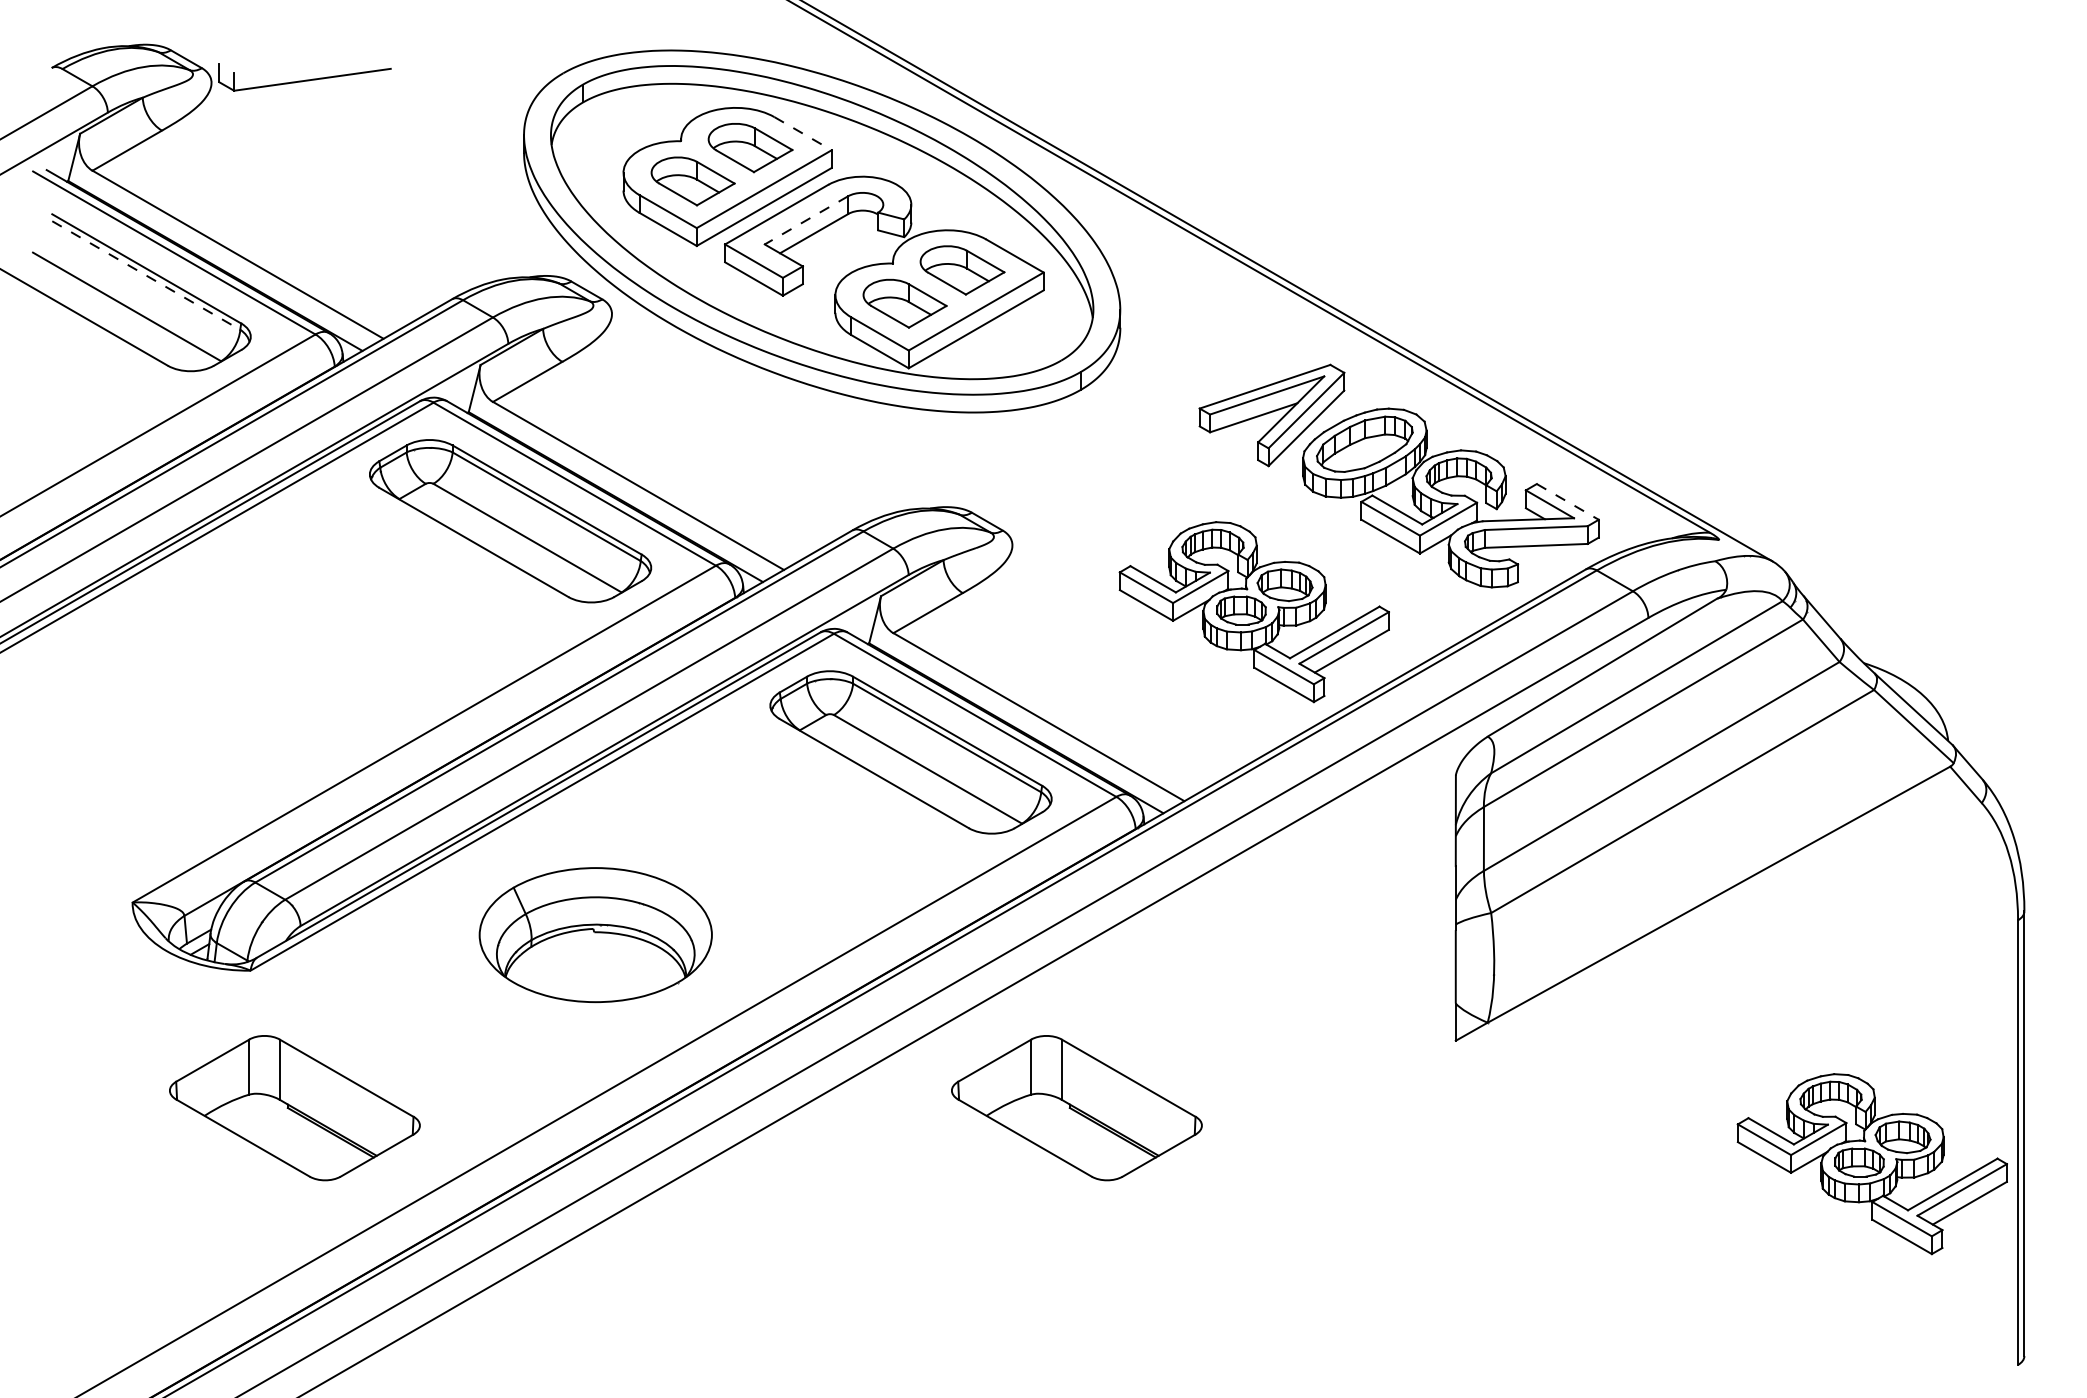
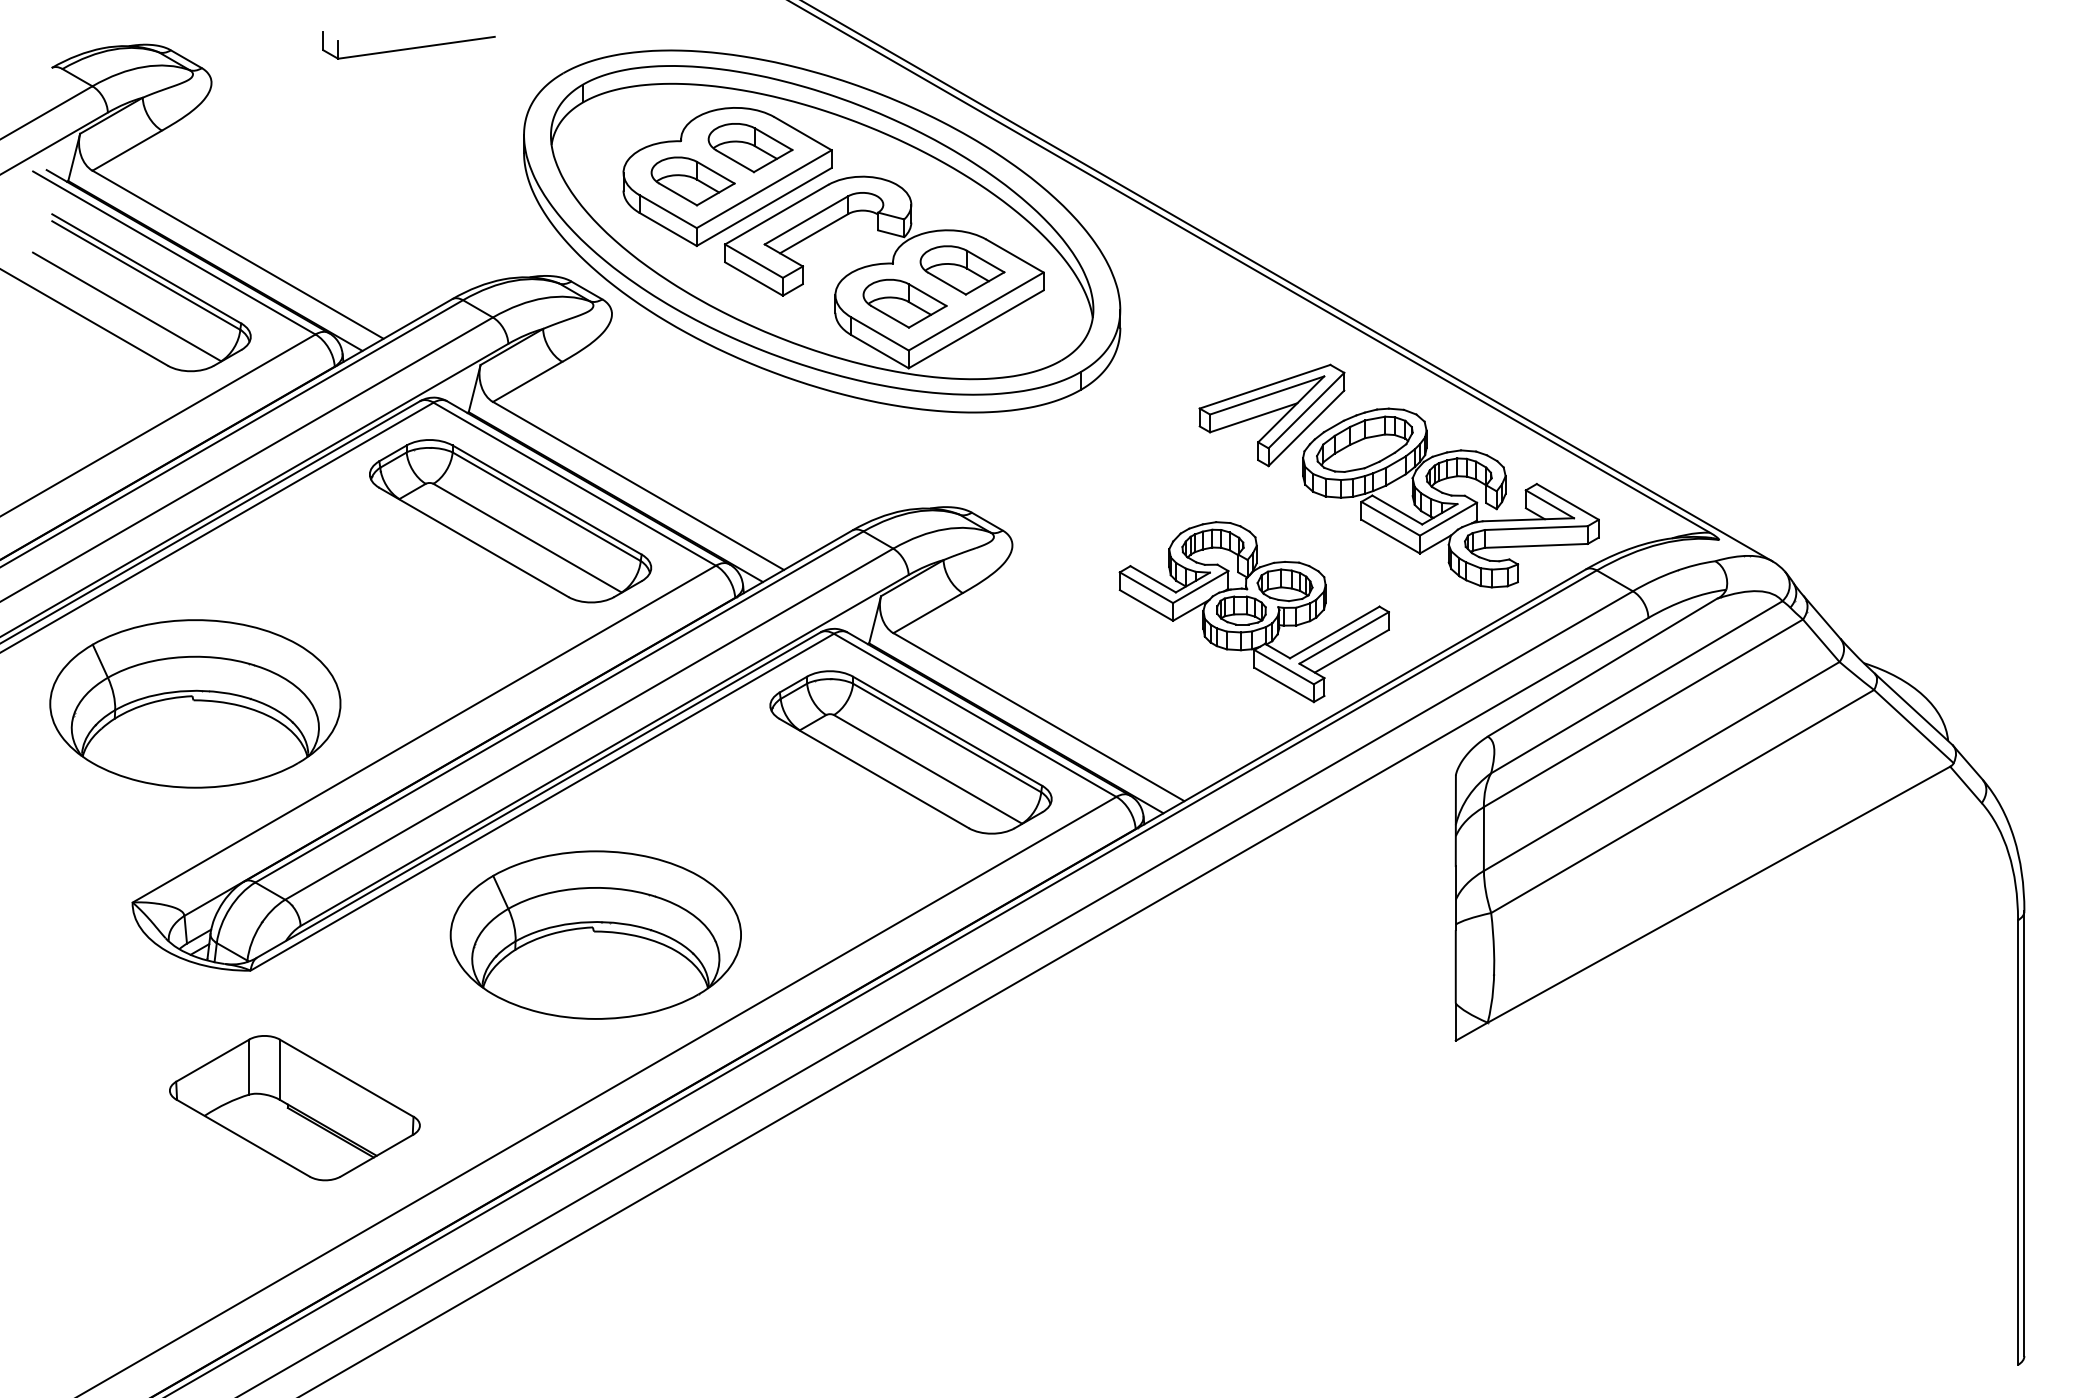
part position: (304, 77) -> (408, 45) (408, 45)
line: dashed -> solid (803, 133)
line: dashed -> solid (805, 220)
line: dashed -> solid (146, 275)
line: dashed -> solid (1567, 501)
part: none -> present (195, 703)
part size: 235x137 px -> 293x170 px (595, 934)
part: present -> none (1076, 1108)
part: present -> none (1871, 1164)
